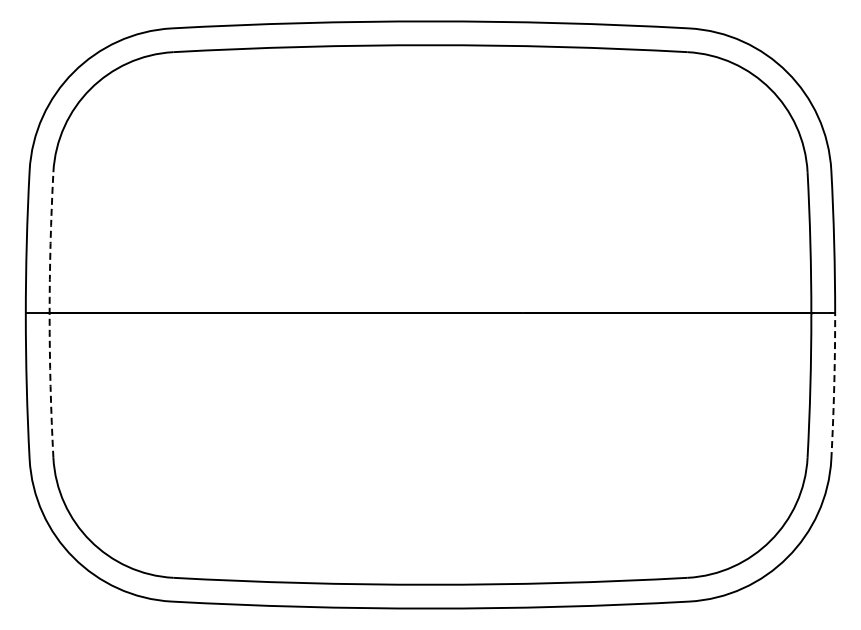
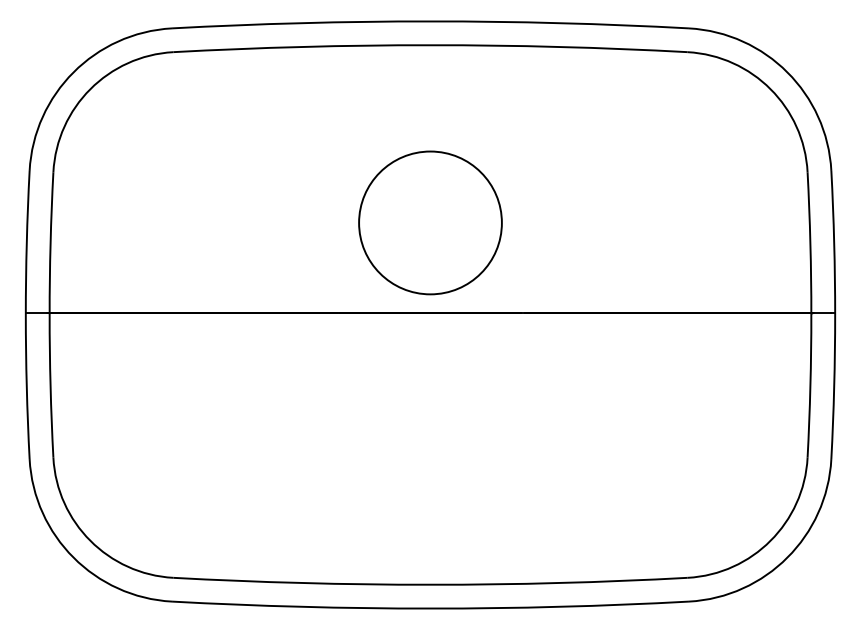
circle: none -> present (430, 222)
arc: dashed -> solid (49, 314)
arc: dashed -> solid (834, 387)
